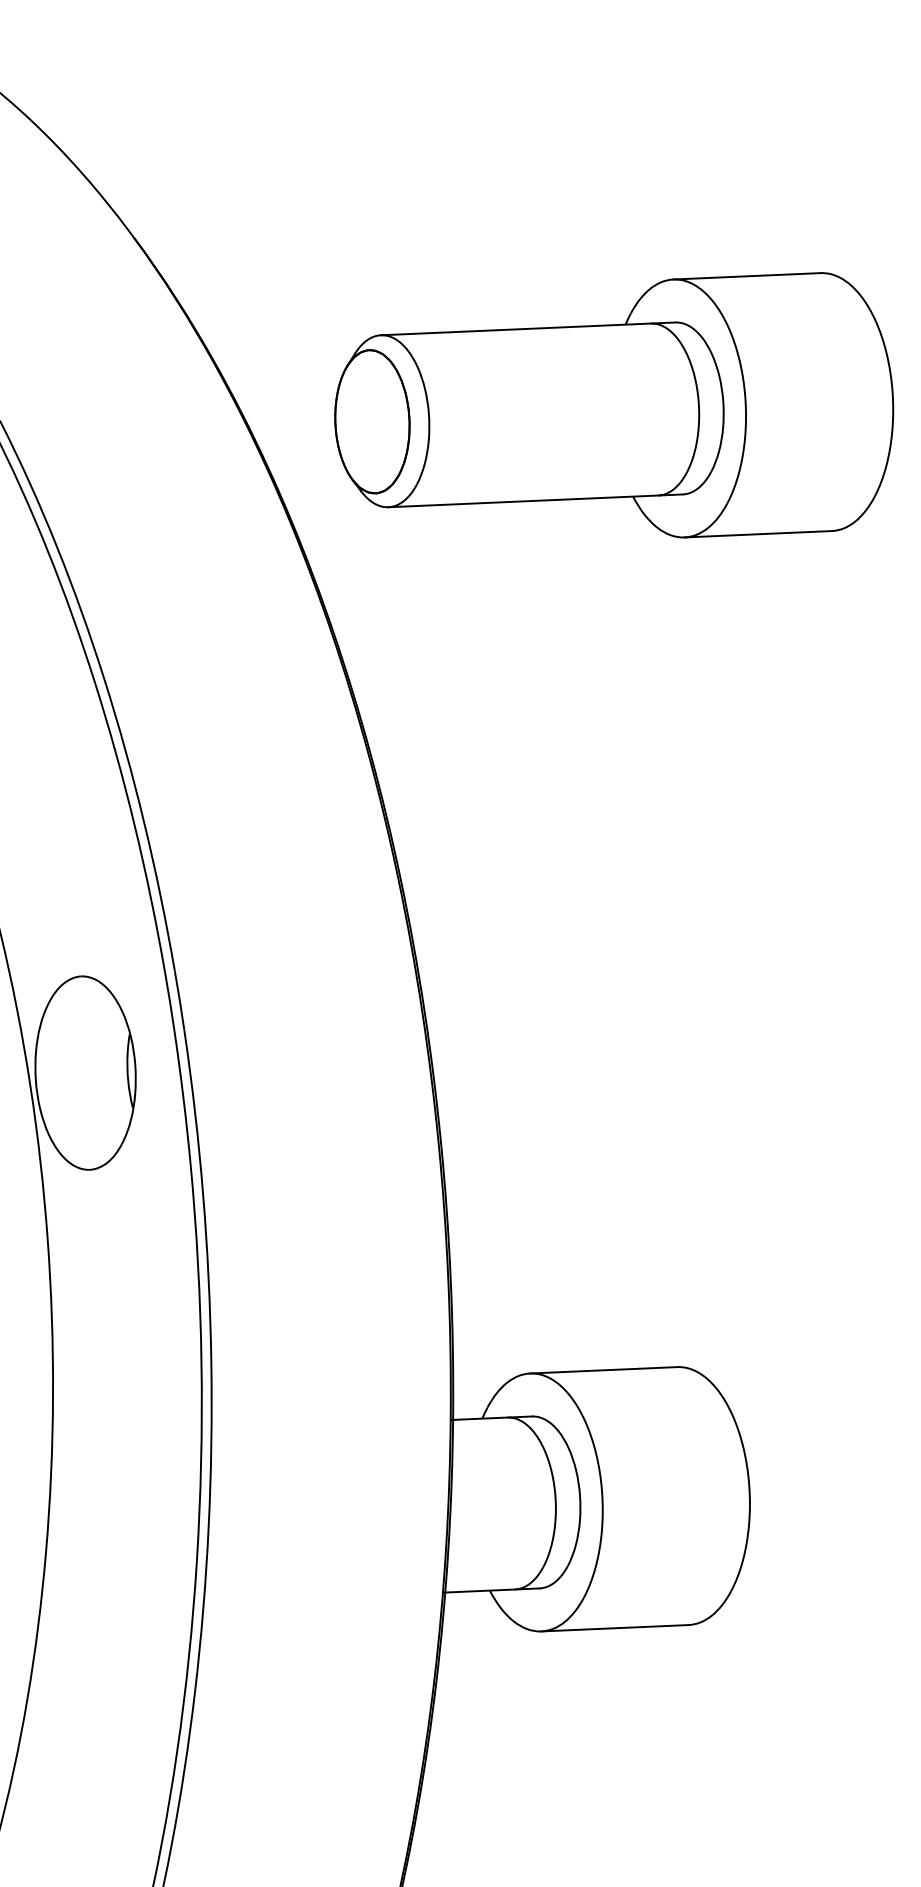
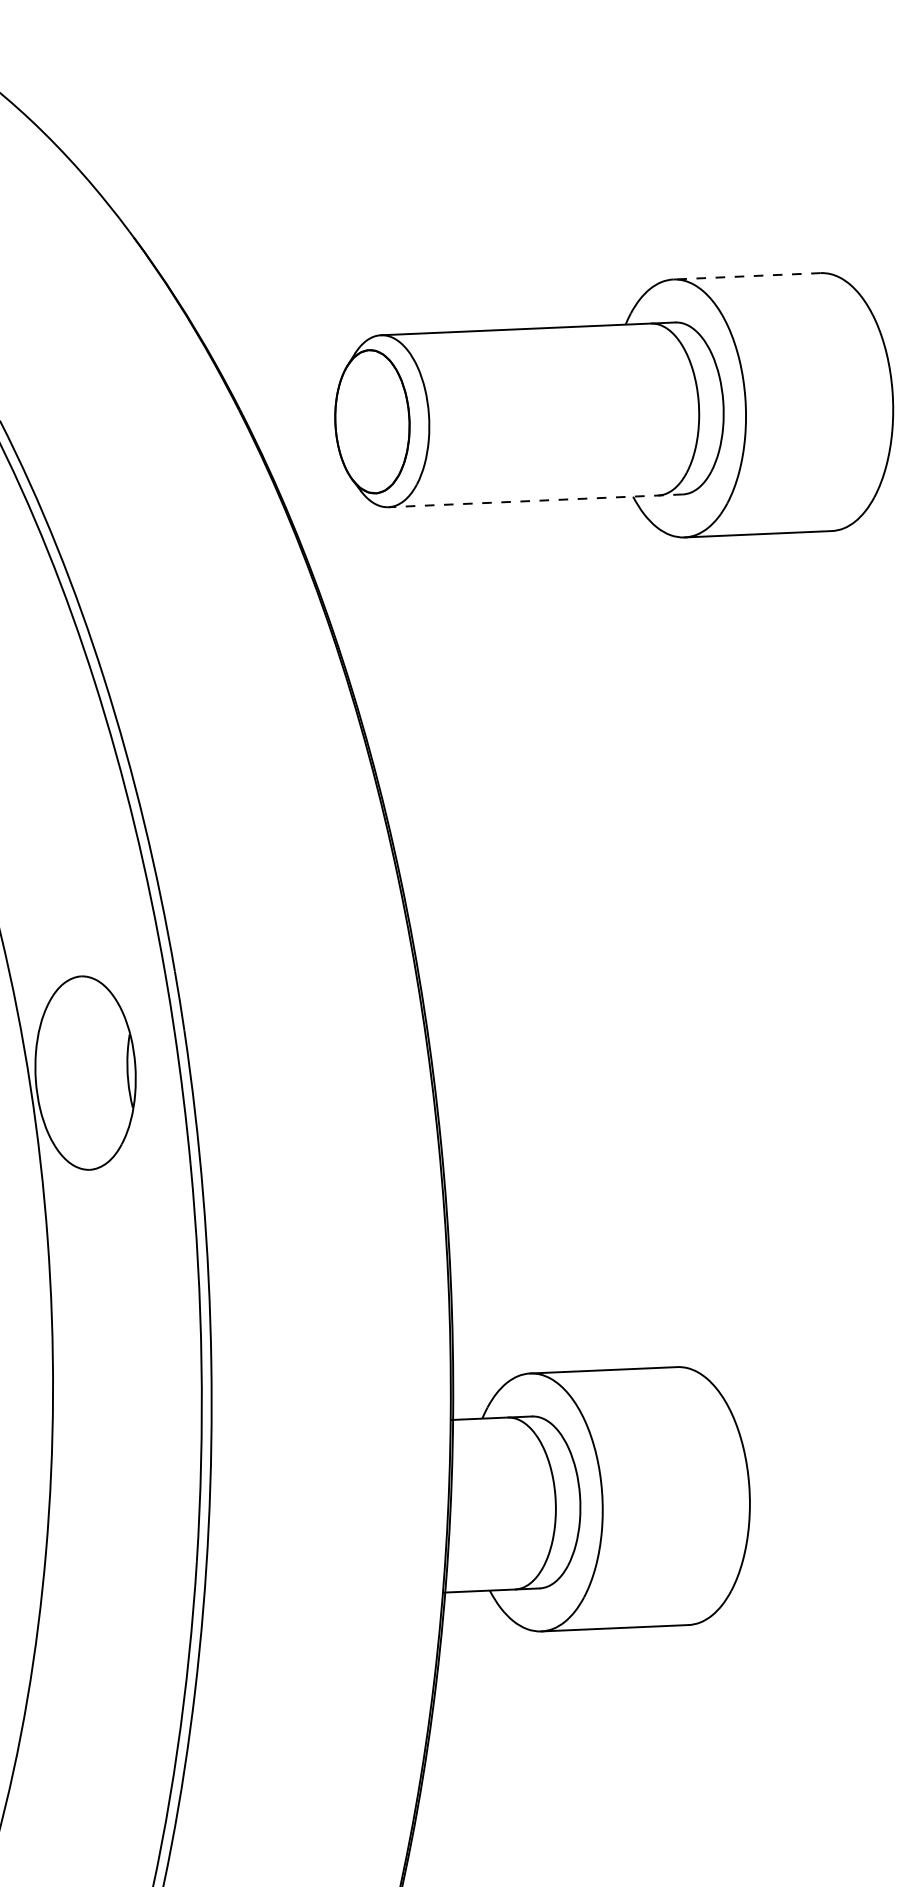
line: solid -> dashed (747, 276)
line: solid -> dashed (535, 500)
